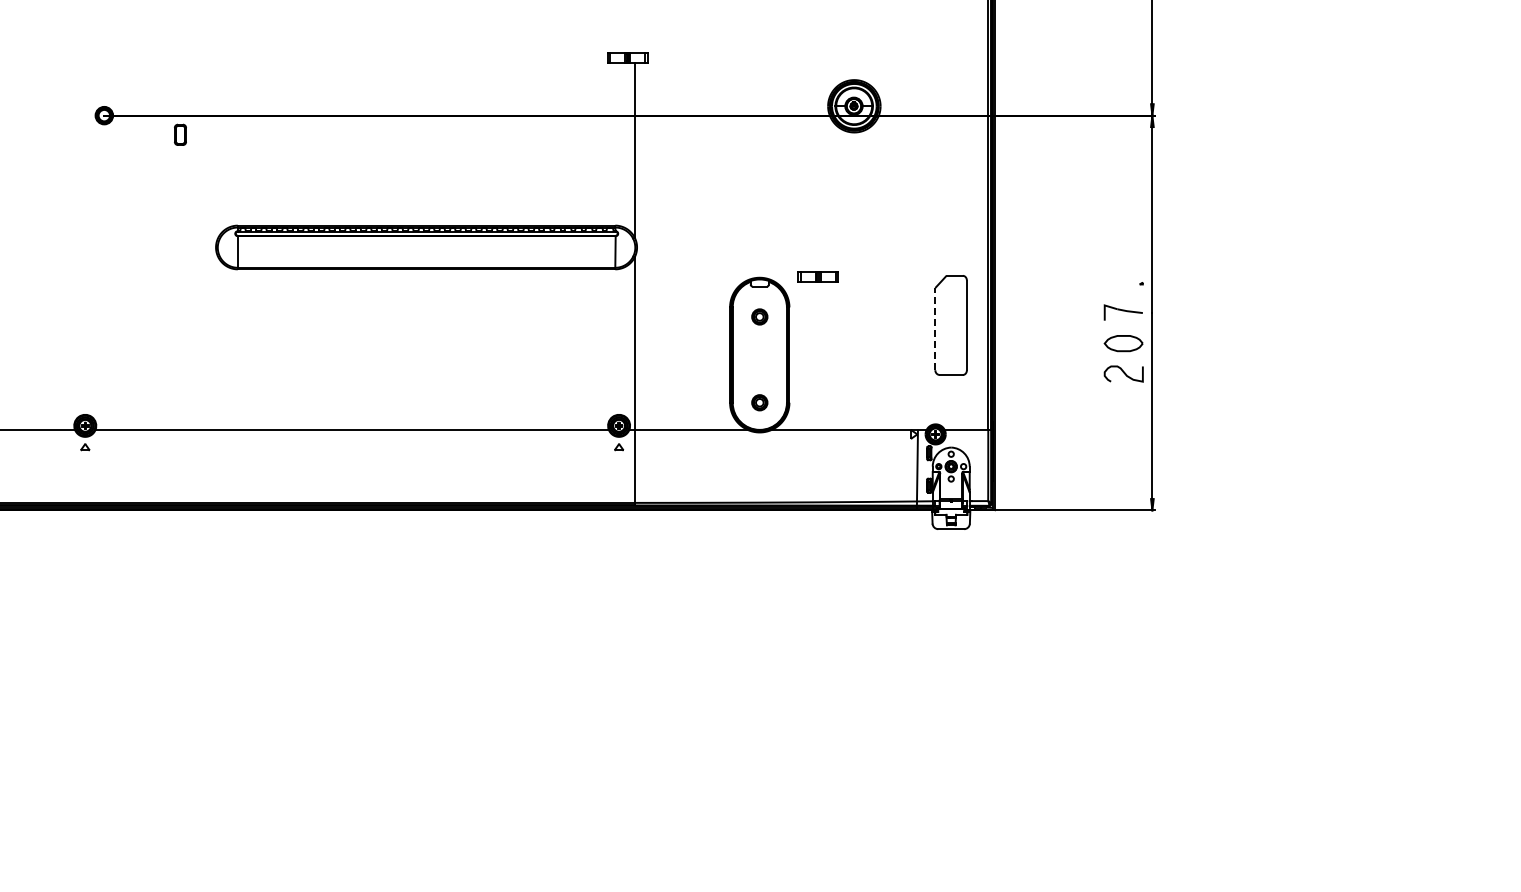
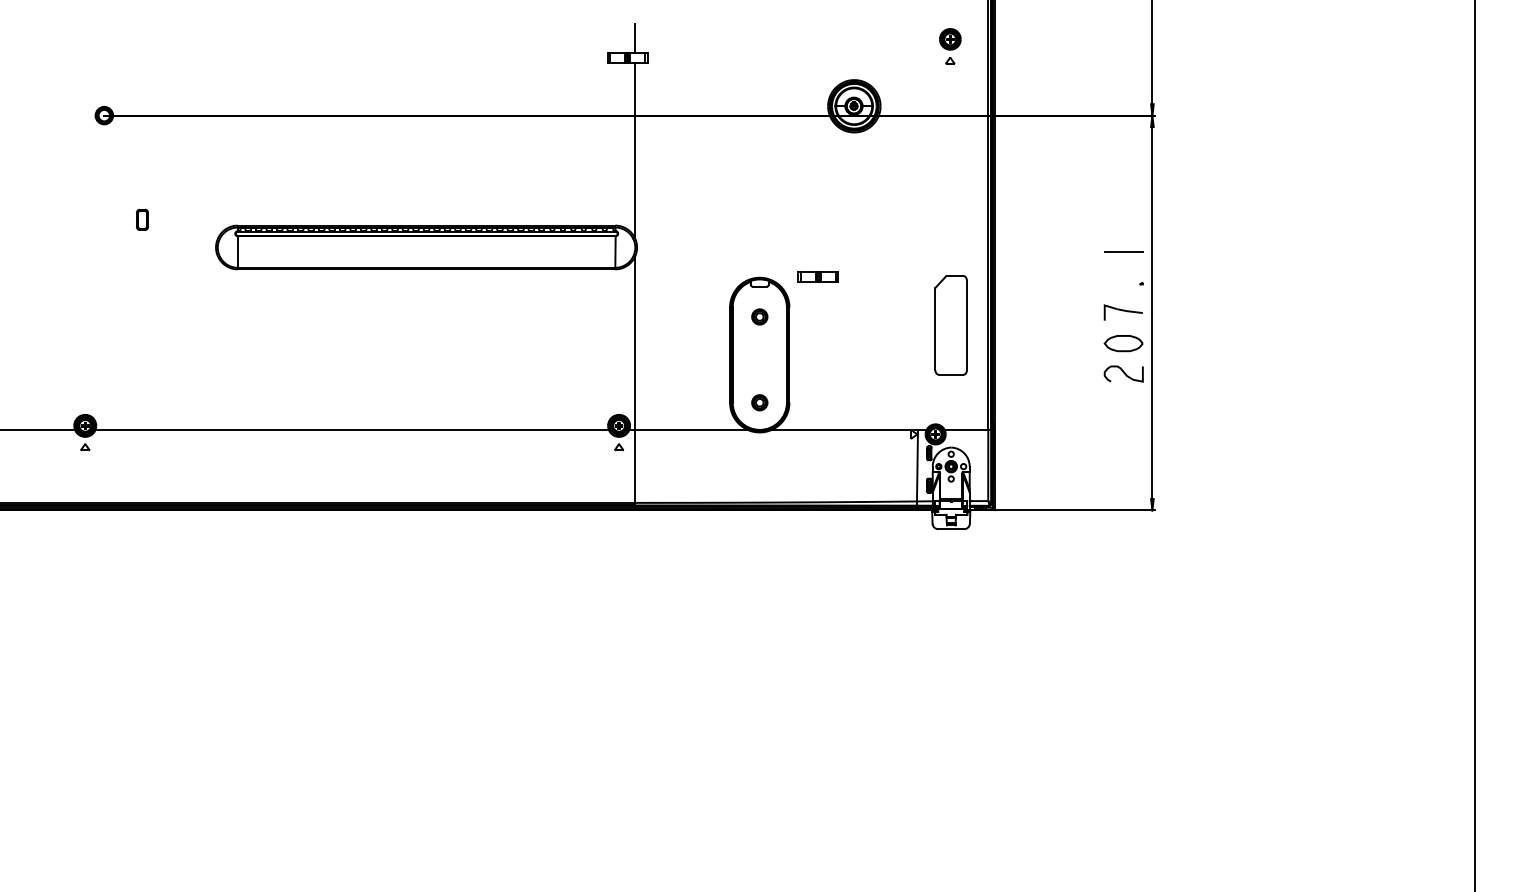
line: none -> present (634, 37)
part: none -> present (950, 46)
part position: (180, 134) -> (142, 219) (142, 219)
line: none -> present (1123, 252)
line: dashed -> solid (935, 328)
line: none -> present (1475, 445)
